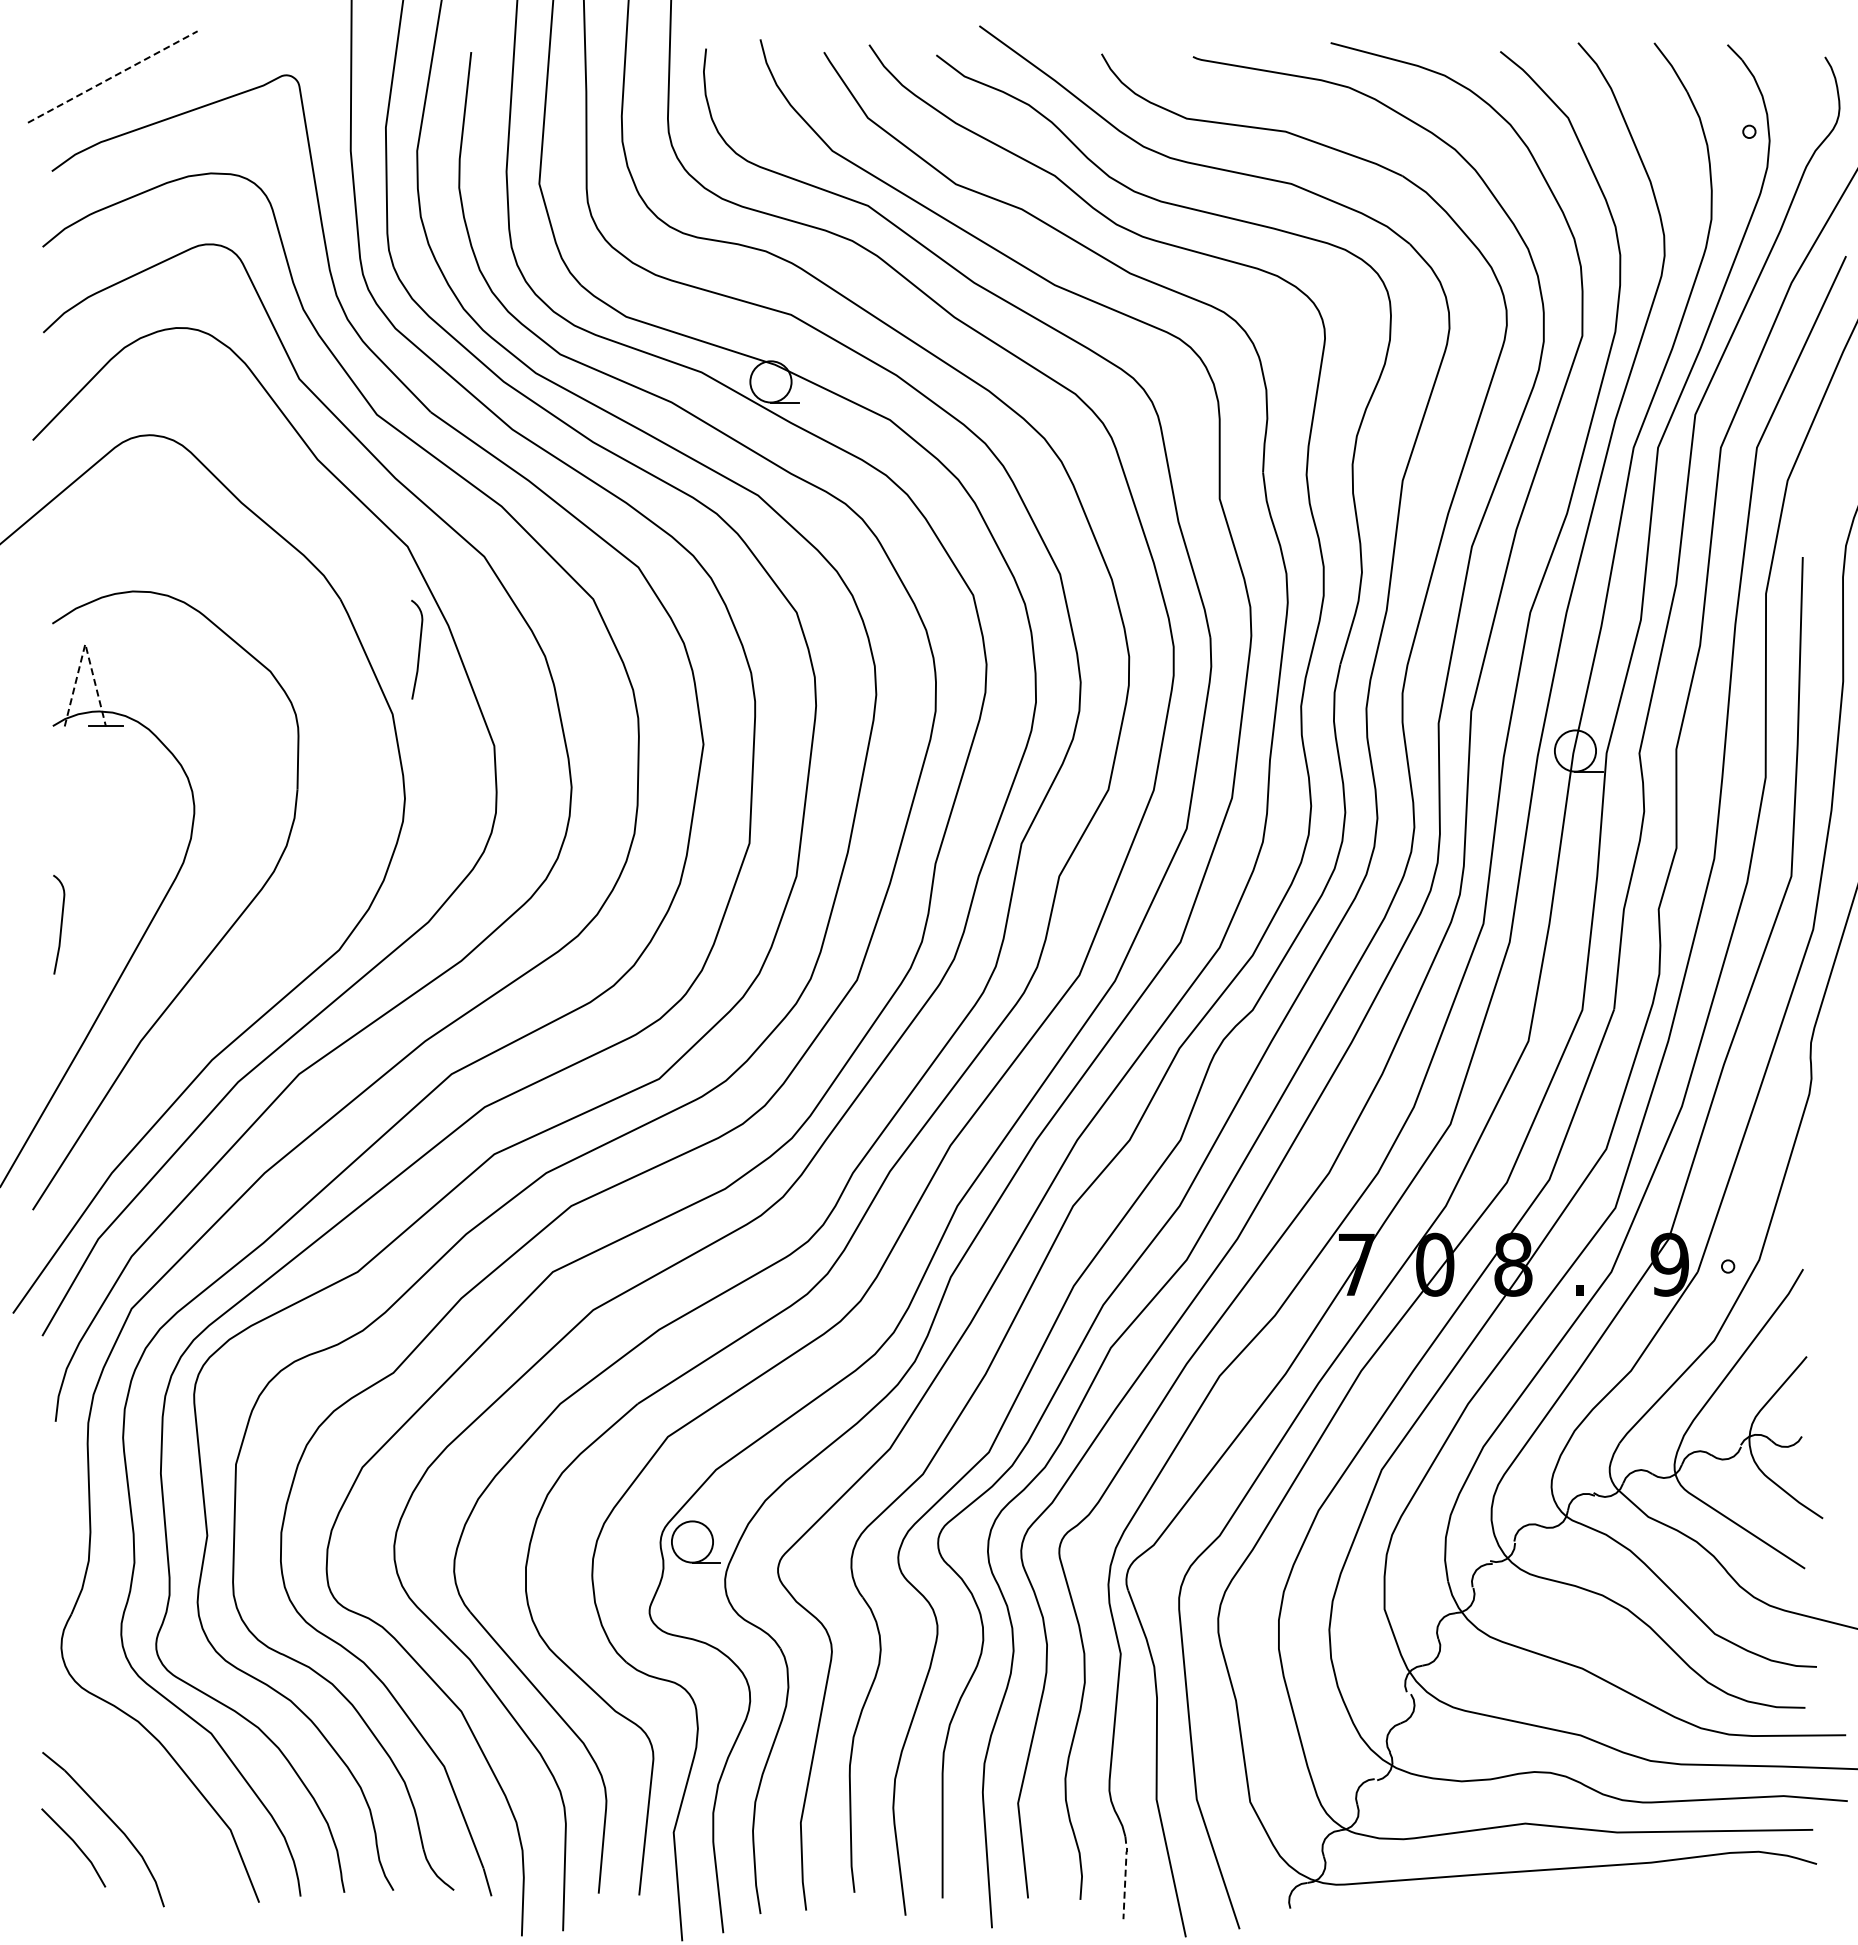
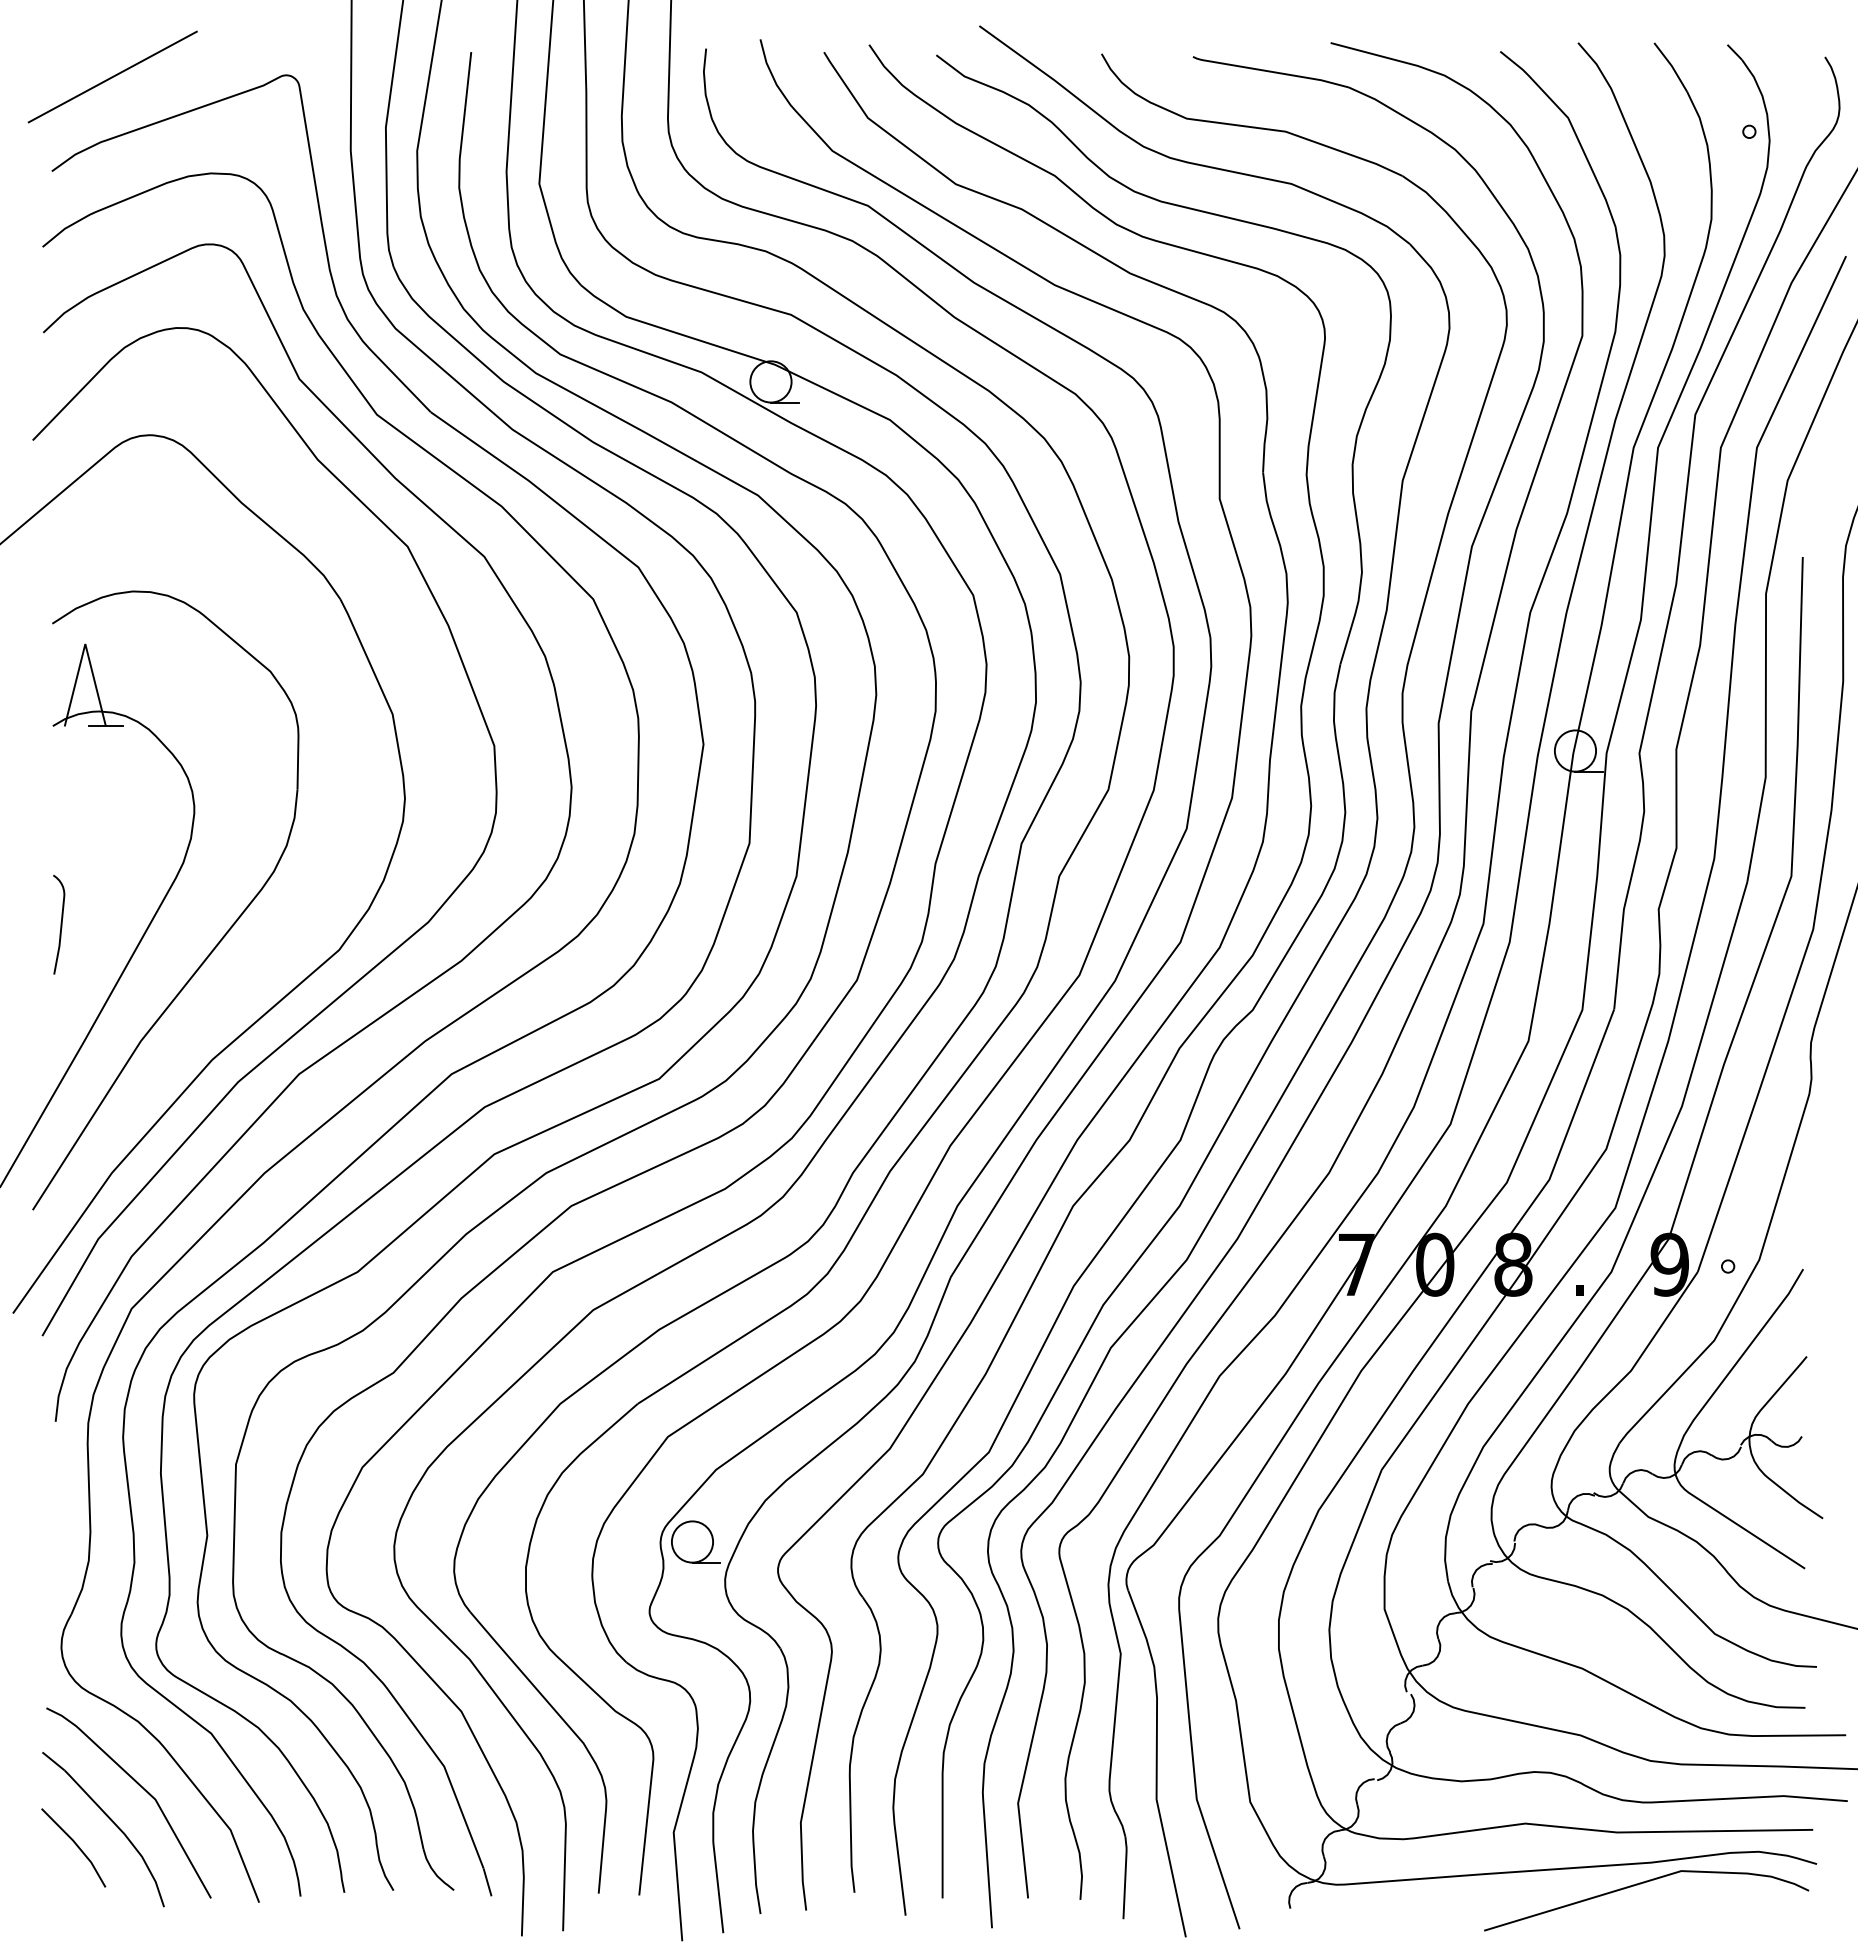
line: dashed -> solid (113, 76)
line: dashed -> solid (85, 644)
curve: present -> none (418, 649)
curve: none -> present (139, 1786)
line: dashed -> solid (1125, 1876)
curve: none -> present (1641, 1884)
